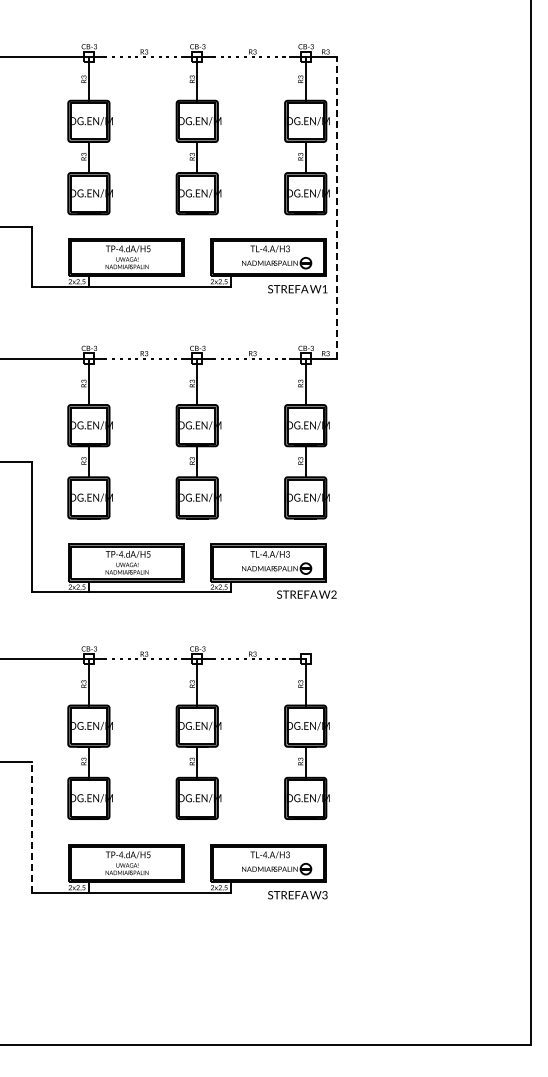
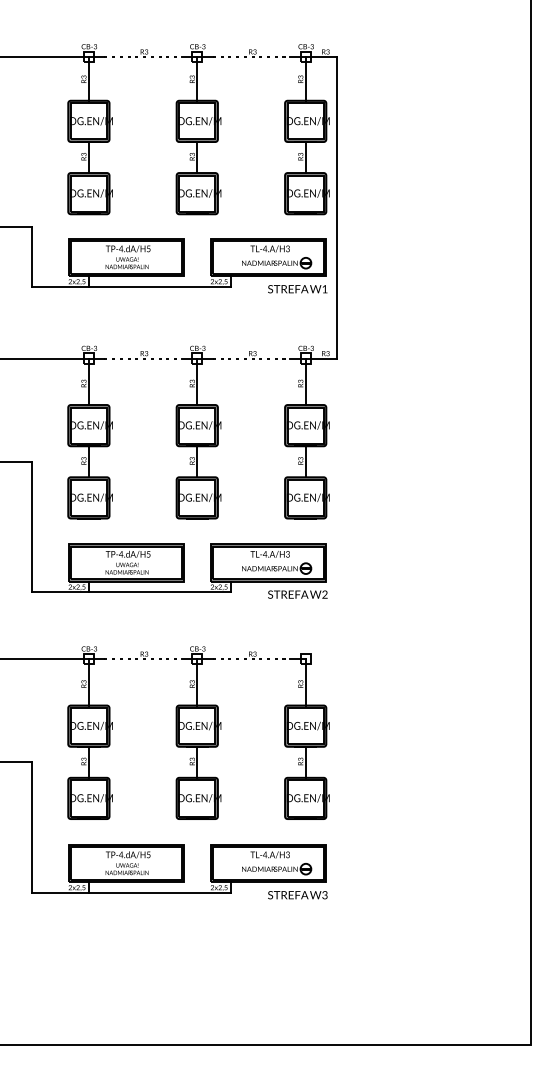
line: dashed -> solid (336, 207)
text position: (306, 594) -> (297, 594) (297, 594)
line: dashed -> solid (32, 826)
